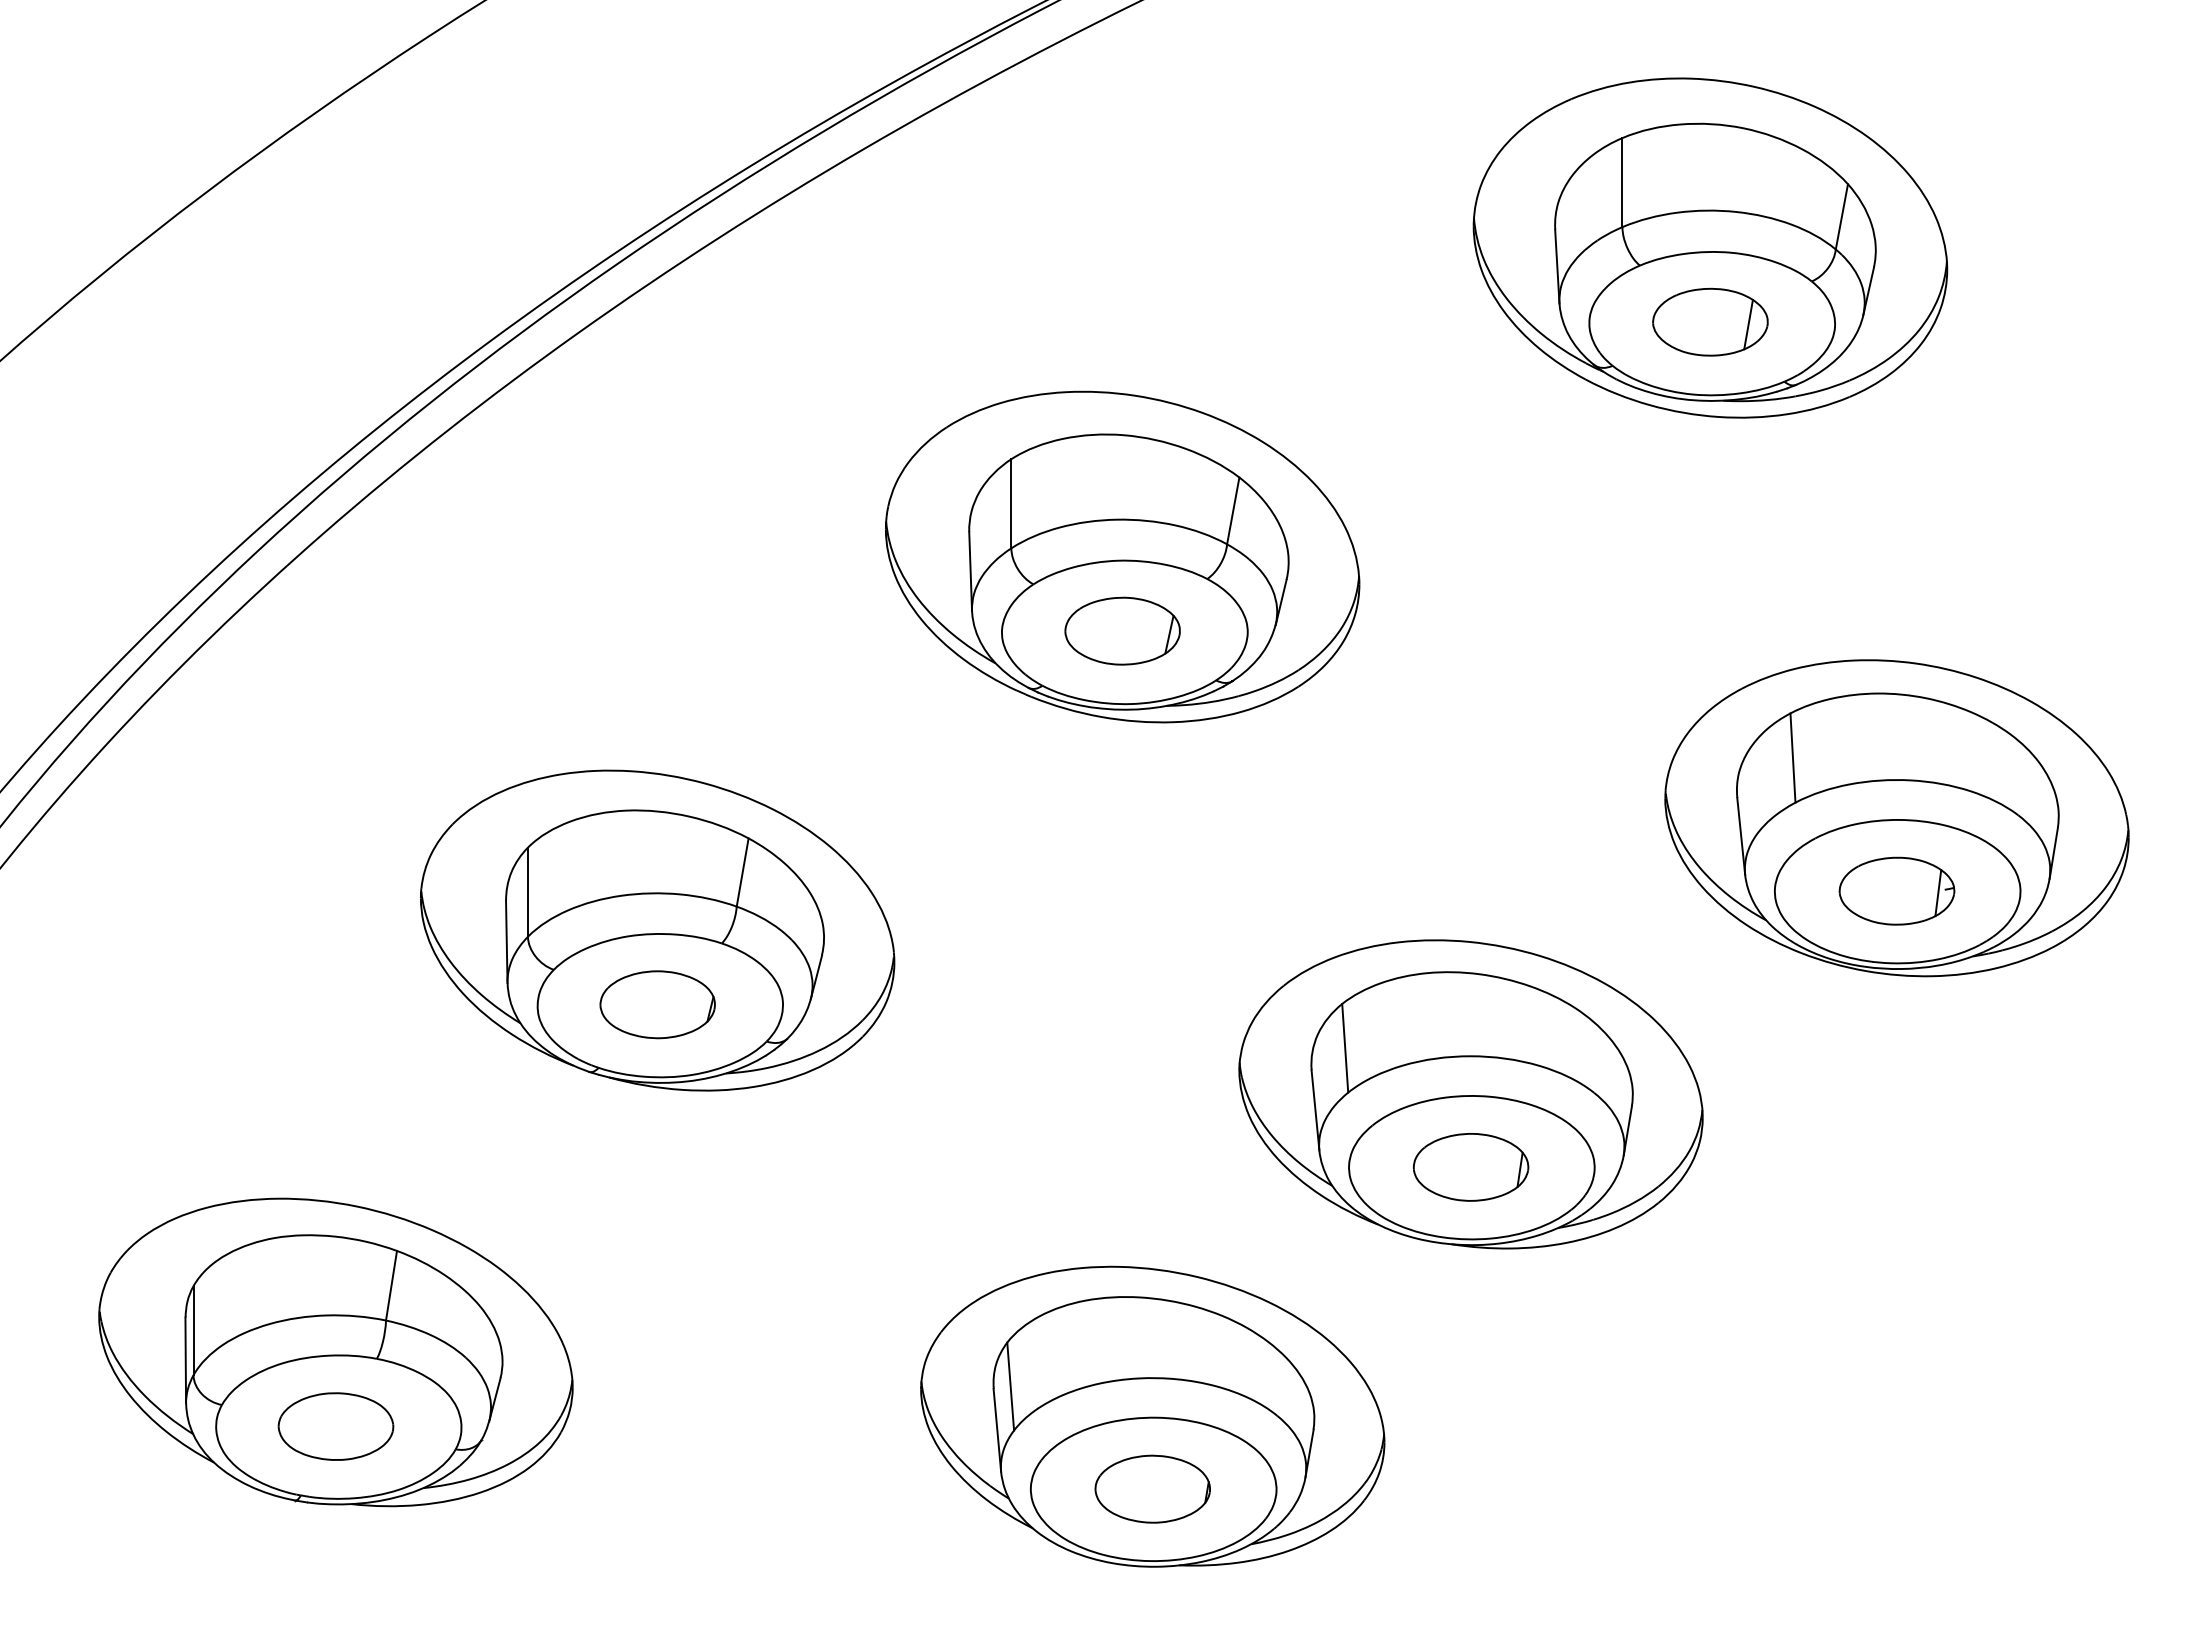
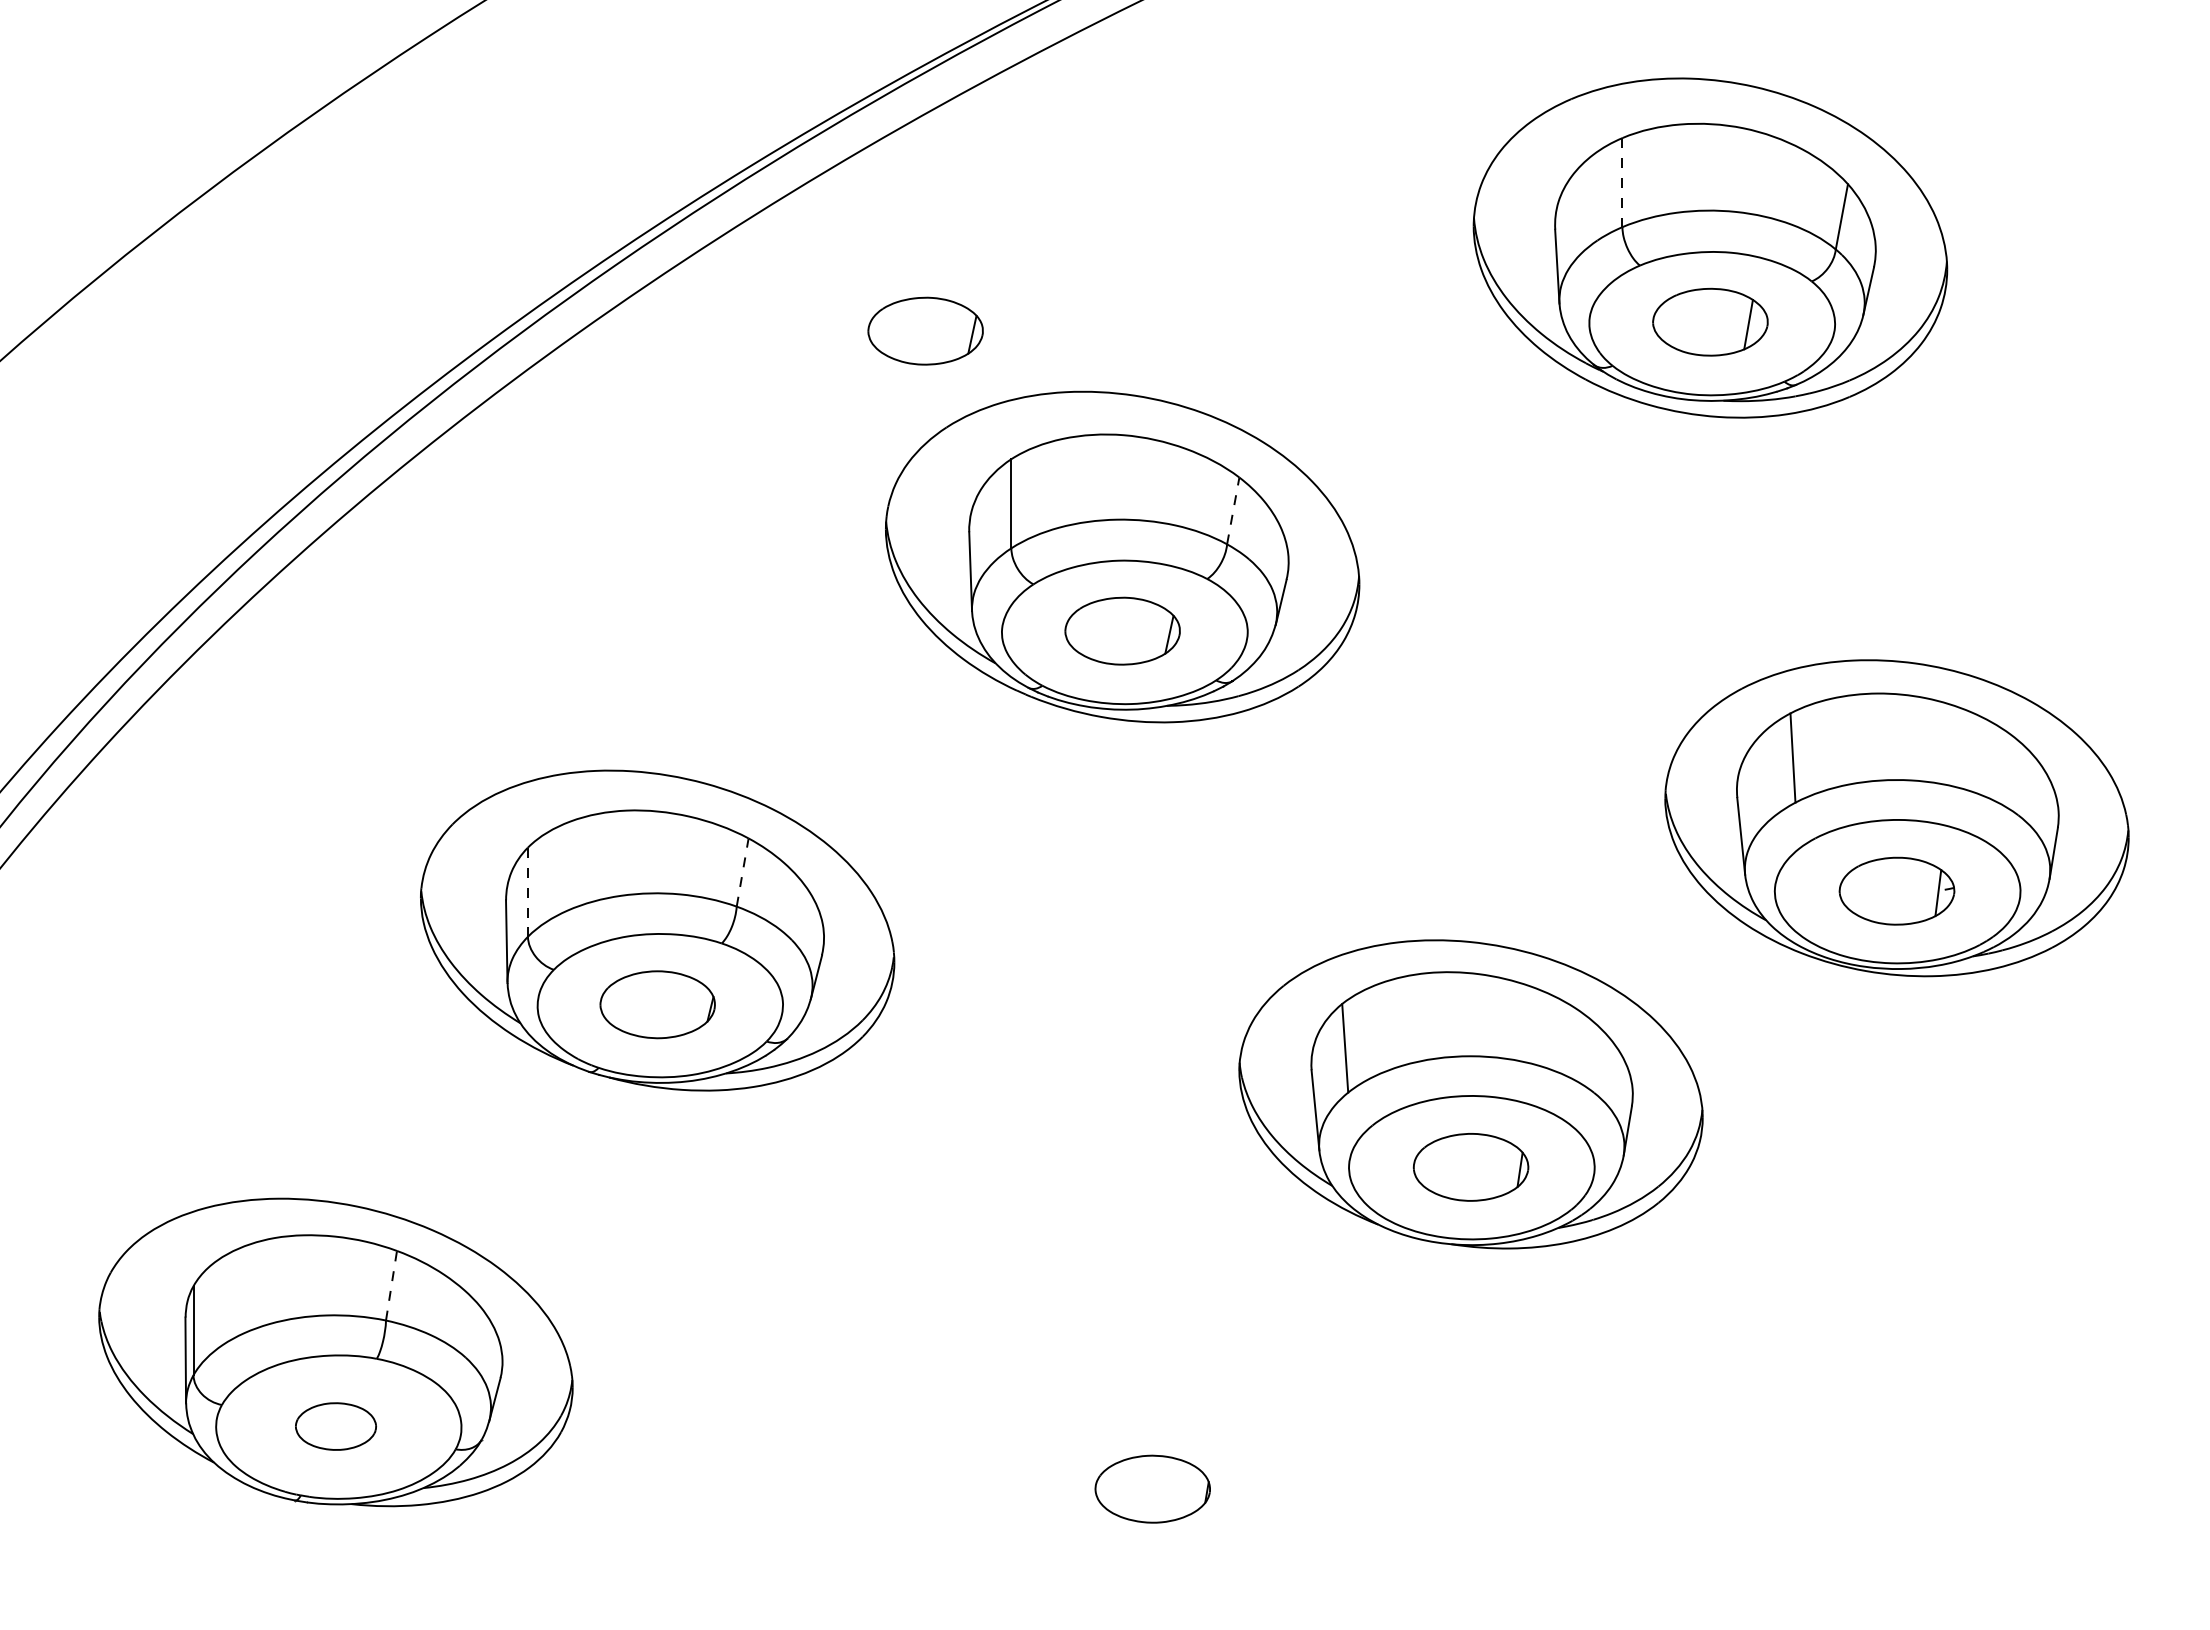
line: solid -> dashed (1622, 182)
part: none -> present (925, 330)
line: solid -> dashed (1233, 510)
line: solid -> dashed (742, 872)
line: solid -> dashed (527, 892)
line: solid -> dashed (391, 1285)
part: present -> none (1152, 1416)
part size: 118x69 px -> 82x49 px (335, 1426)
